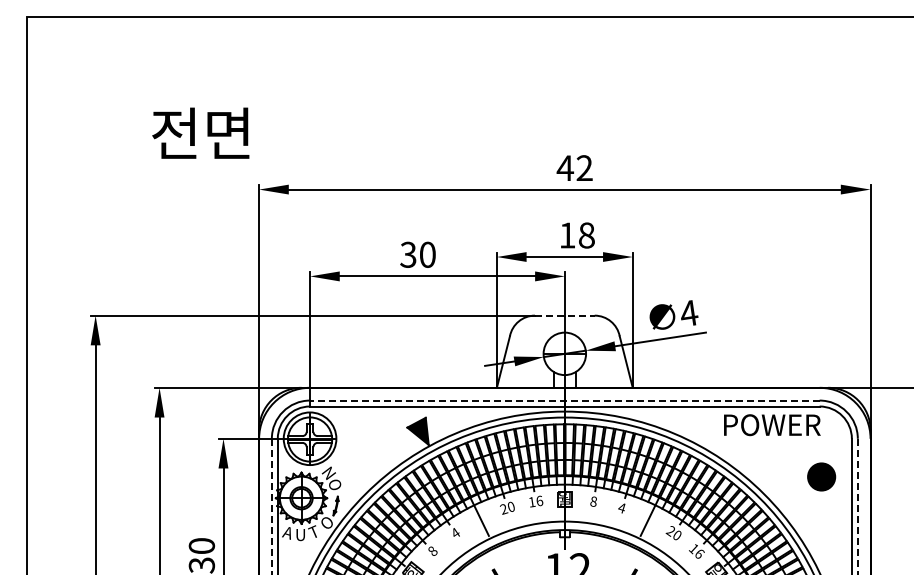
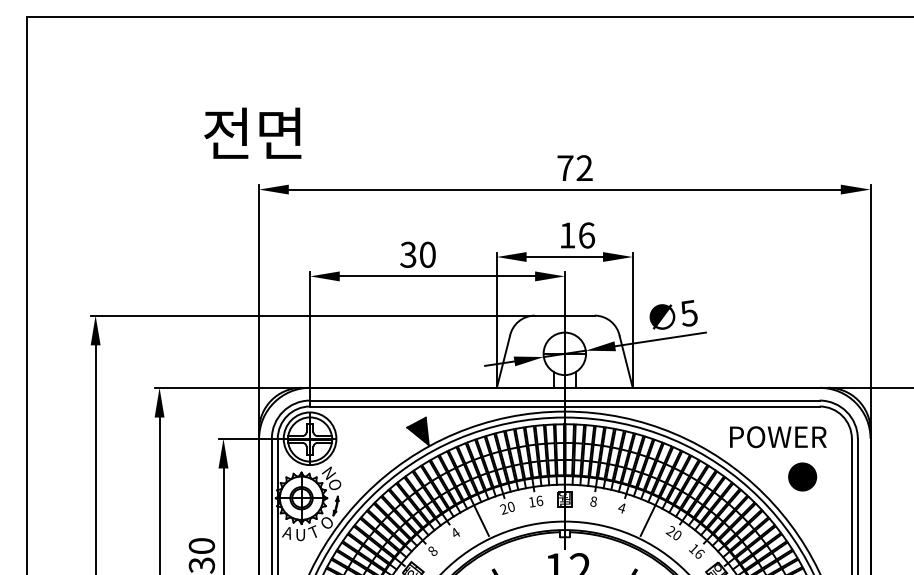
text position: (200, 132) -> (252, 132) (252, 132)
text: 42 -> 72 (565, 167)
text: 18 -> 16 (586, 235)
text: 4 -> 5 (689, 313)
line: dashed -> solid (564, 315)
line: dashed -> solid (564, 400)
text position: (772, 425) -> (778, 437) (778, 437)
part position: (821, 476) -> (802, 476) (802, 476)
line: dashed -> solid (271, 506)
line: dashed -> solid (857, 506)
